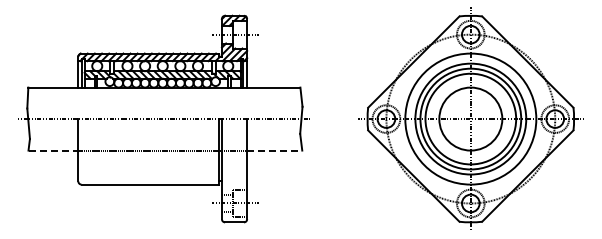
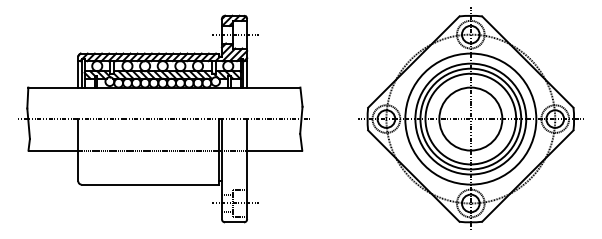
line: dashed -> solid (53, 150)
line: dashed -> solid (274, 150)
